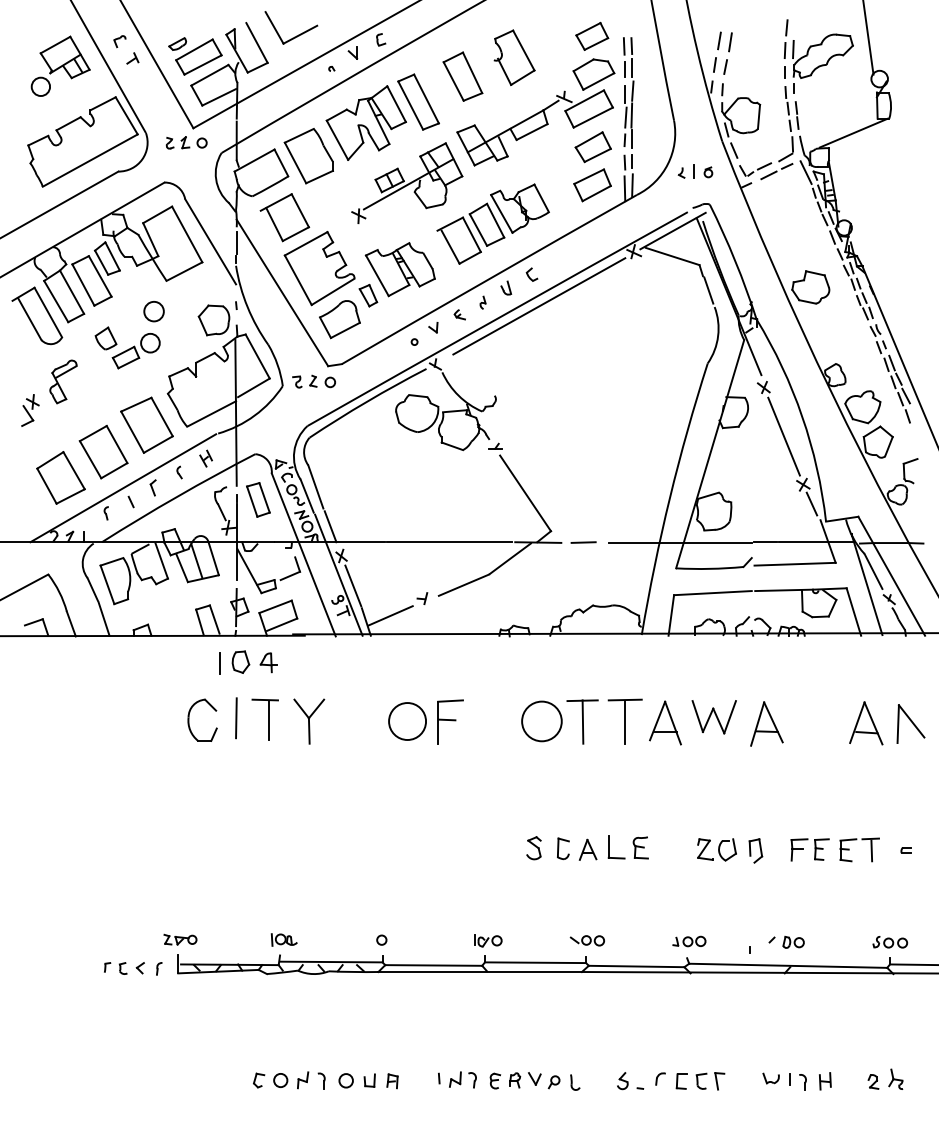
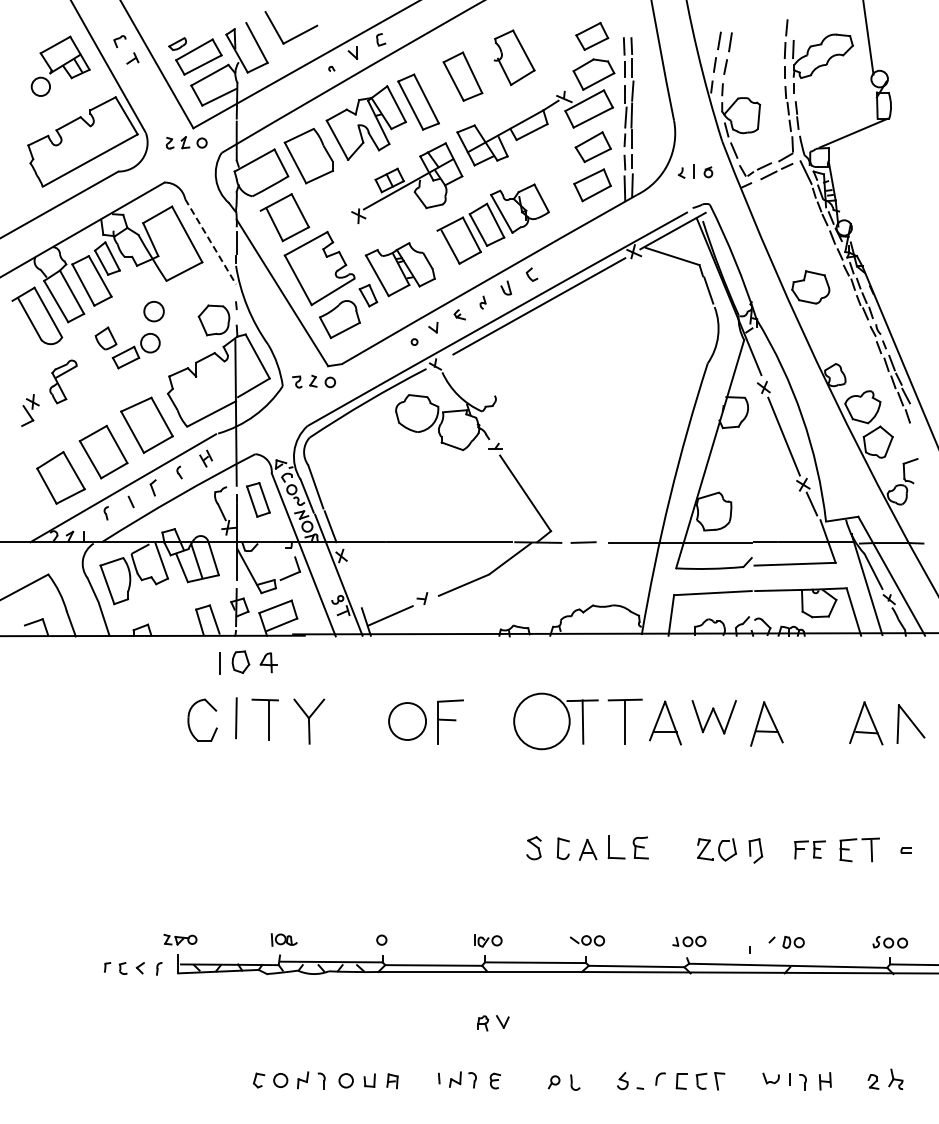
line: solid -> dashed (210, 241)
line: present -> none (353, 585)
circle diameter: 40 px -> 56 px (541, 721)
part size: 40x24 px -> 32x20 px (809, 849)
part position: (525, 1080) -> (493, 1023) (493, 1023)
